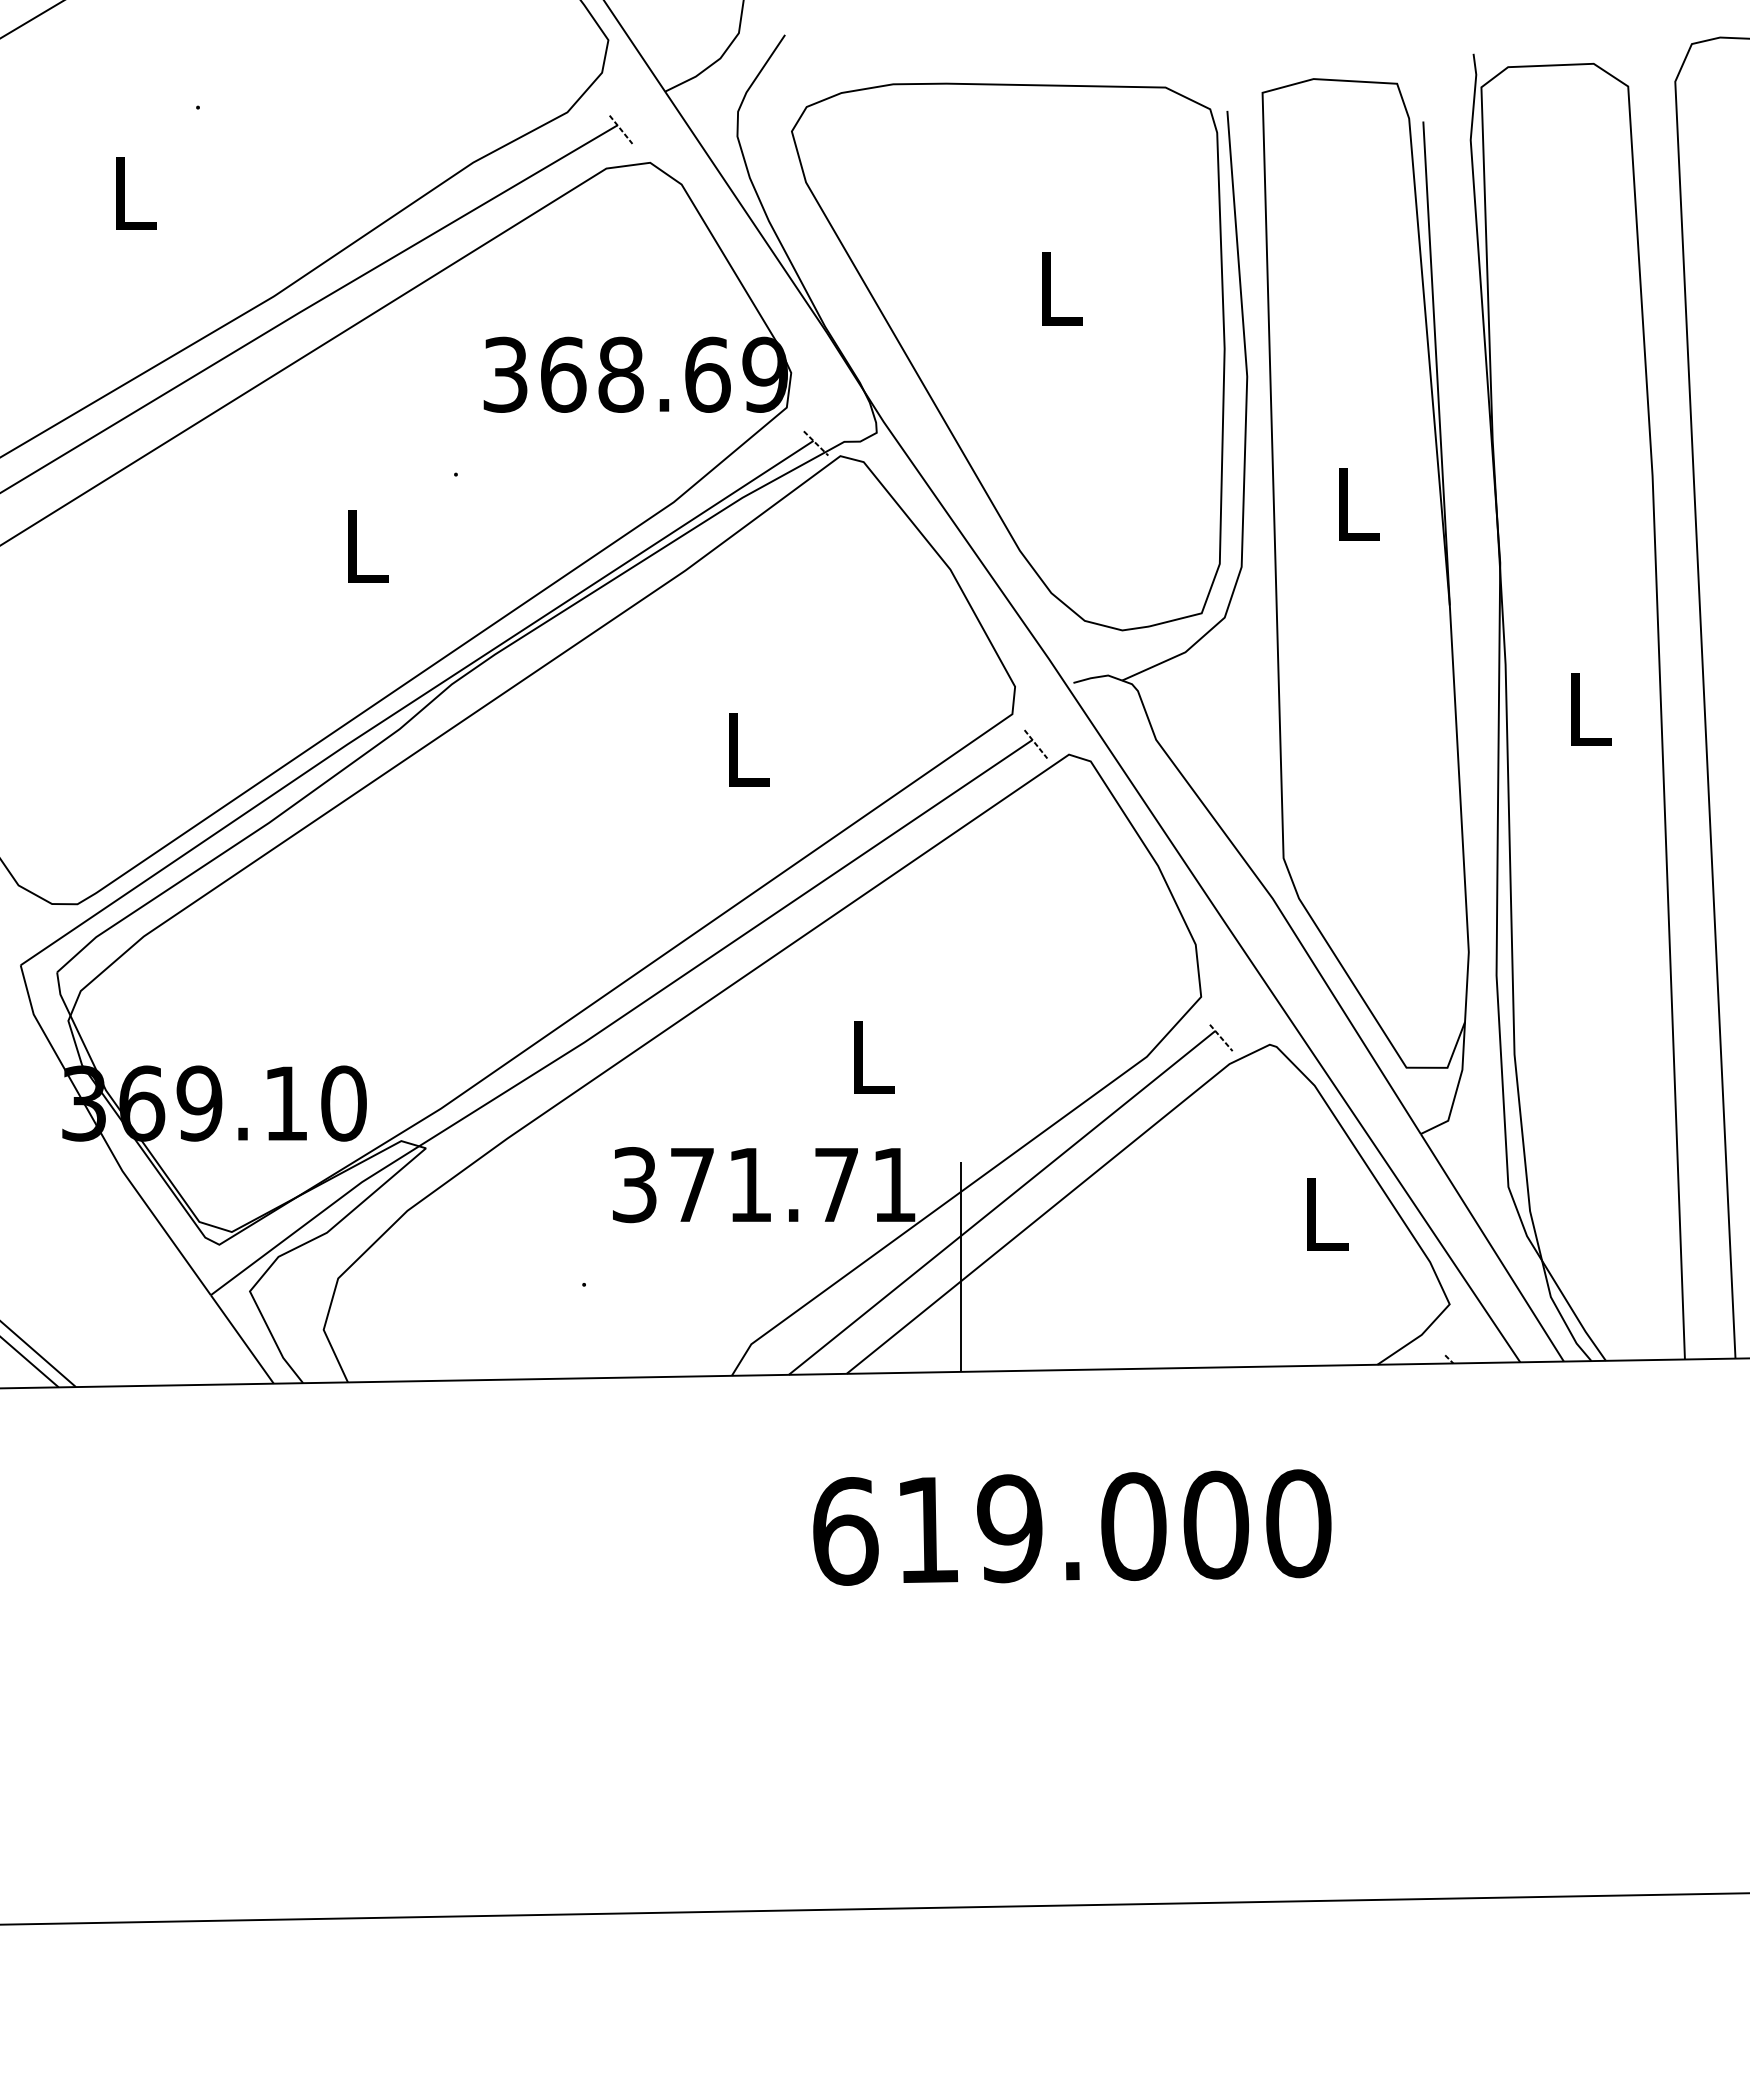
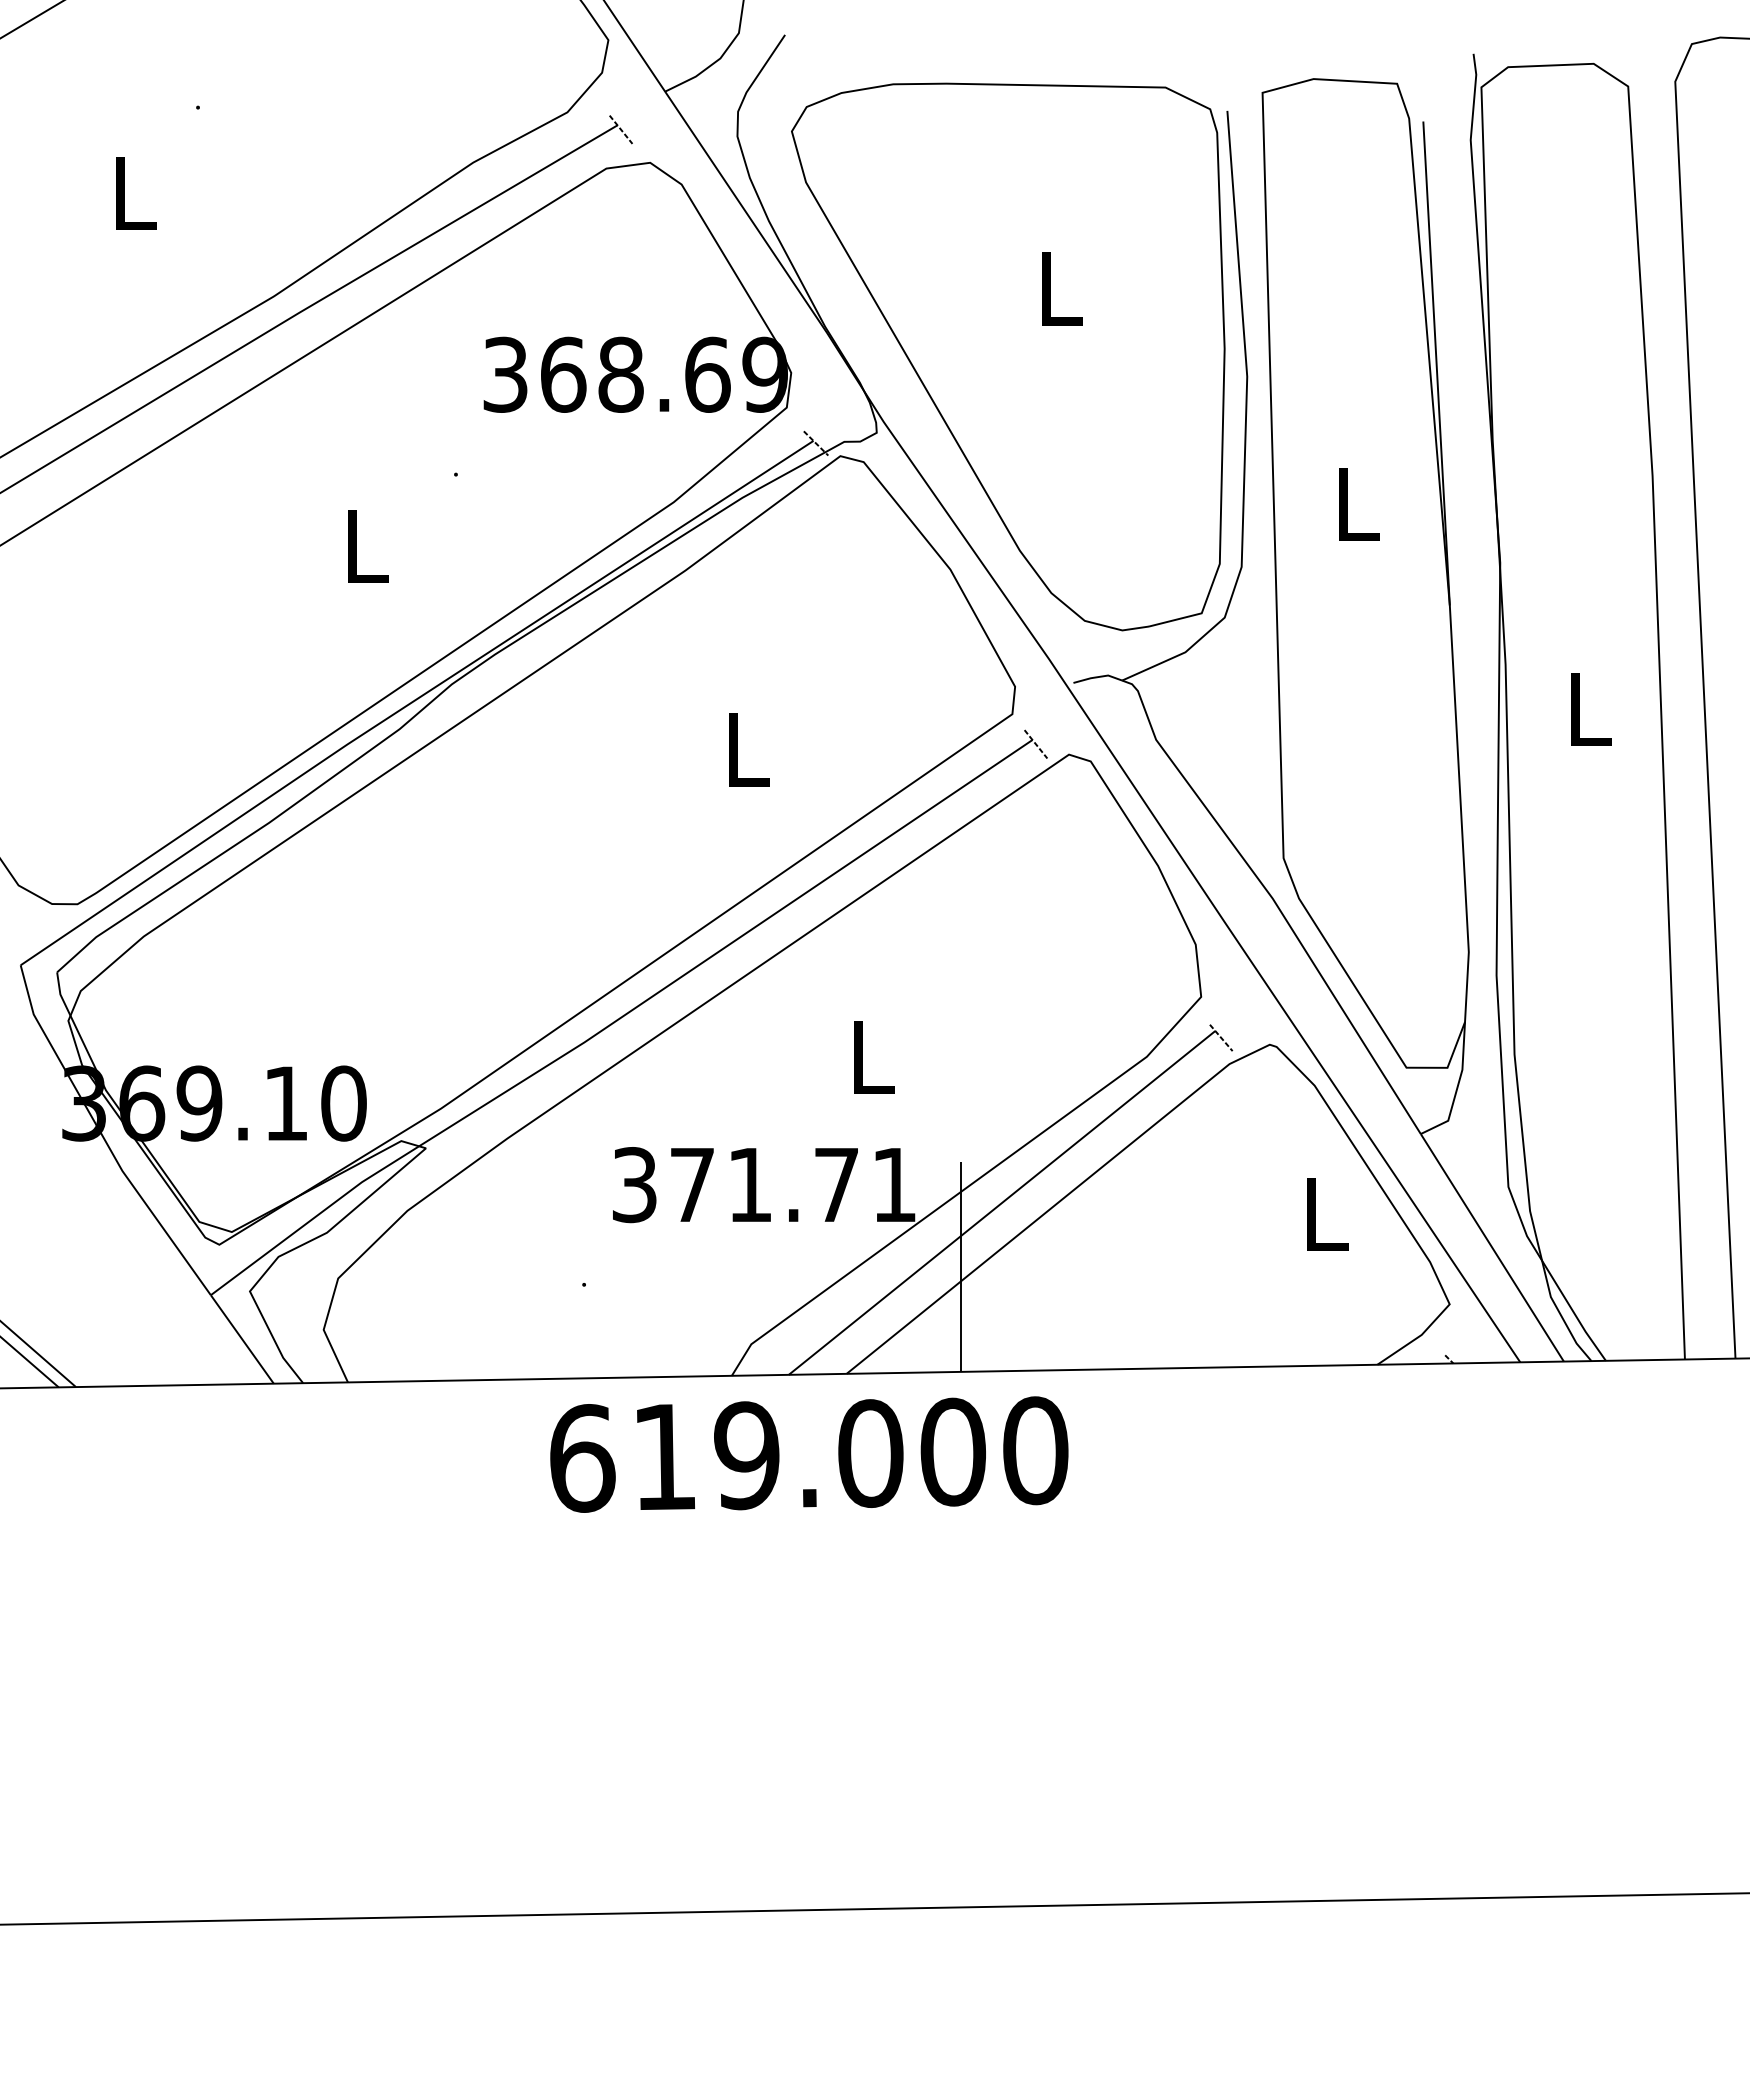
text position: (1072, 1527) -> (809, 1454) (809, 1454)
